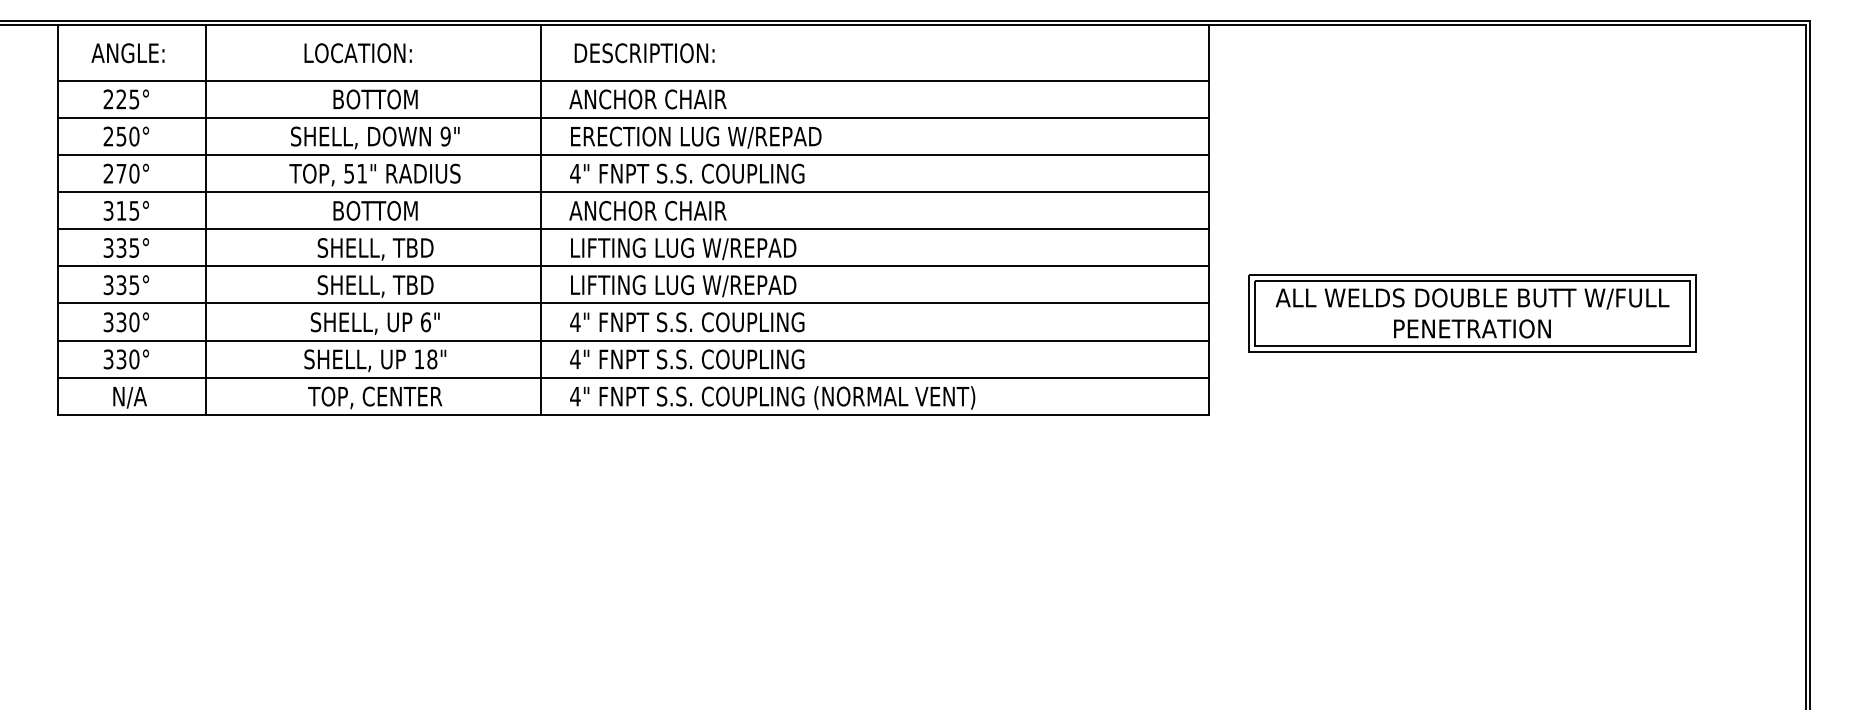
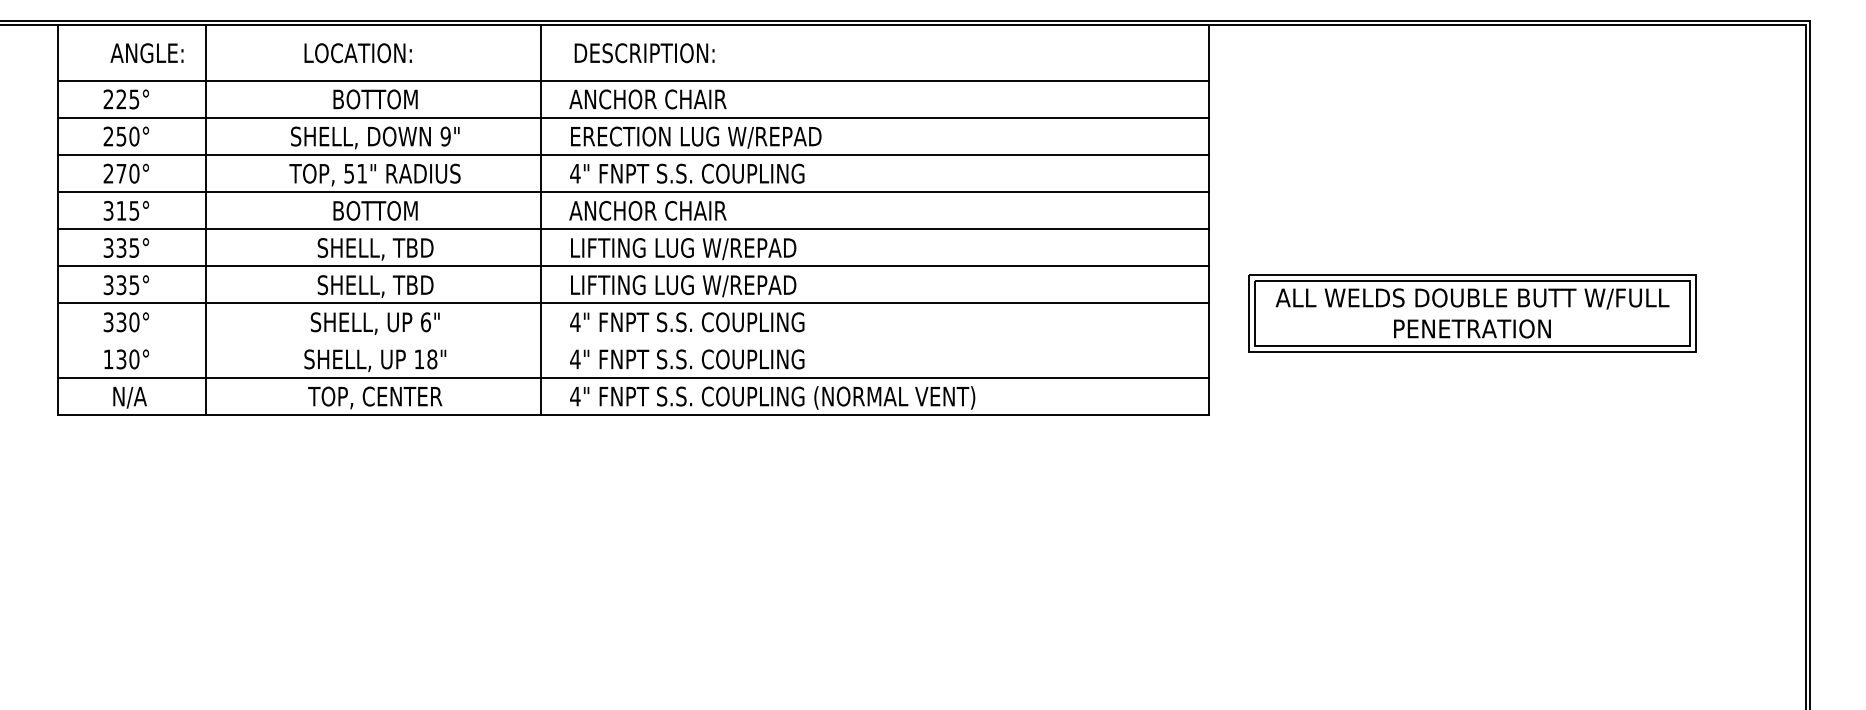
text position: (127, 53) -> (146, 53) (146, 53)
line: present -> none (633, 340)
text: 330° -> 130° (108, 359)
